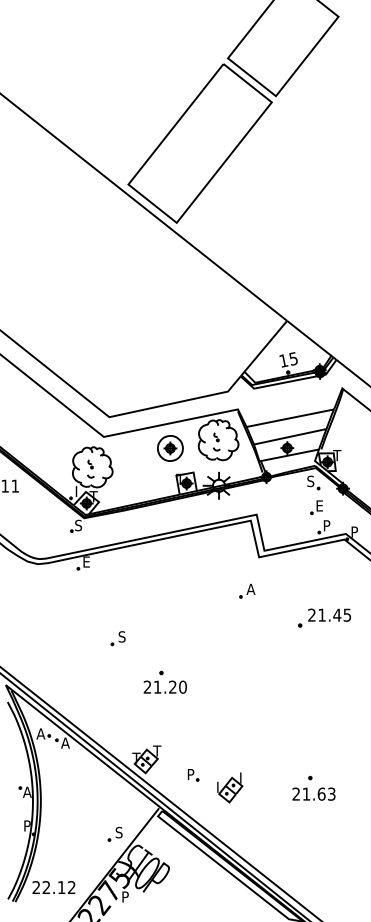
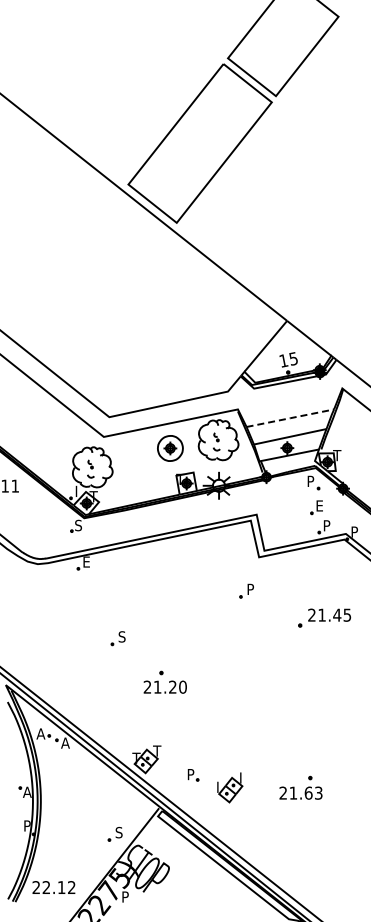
line: solid -> dashed (290, 418)
text: S -> P (310, 481)
text: A -> P (250, 588)
text position: (313, 793) -> (300, 792) (300, 792)
